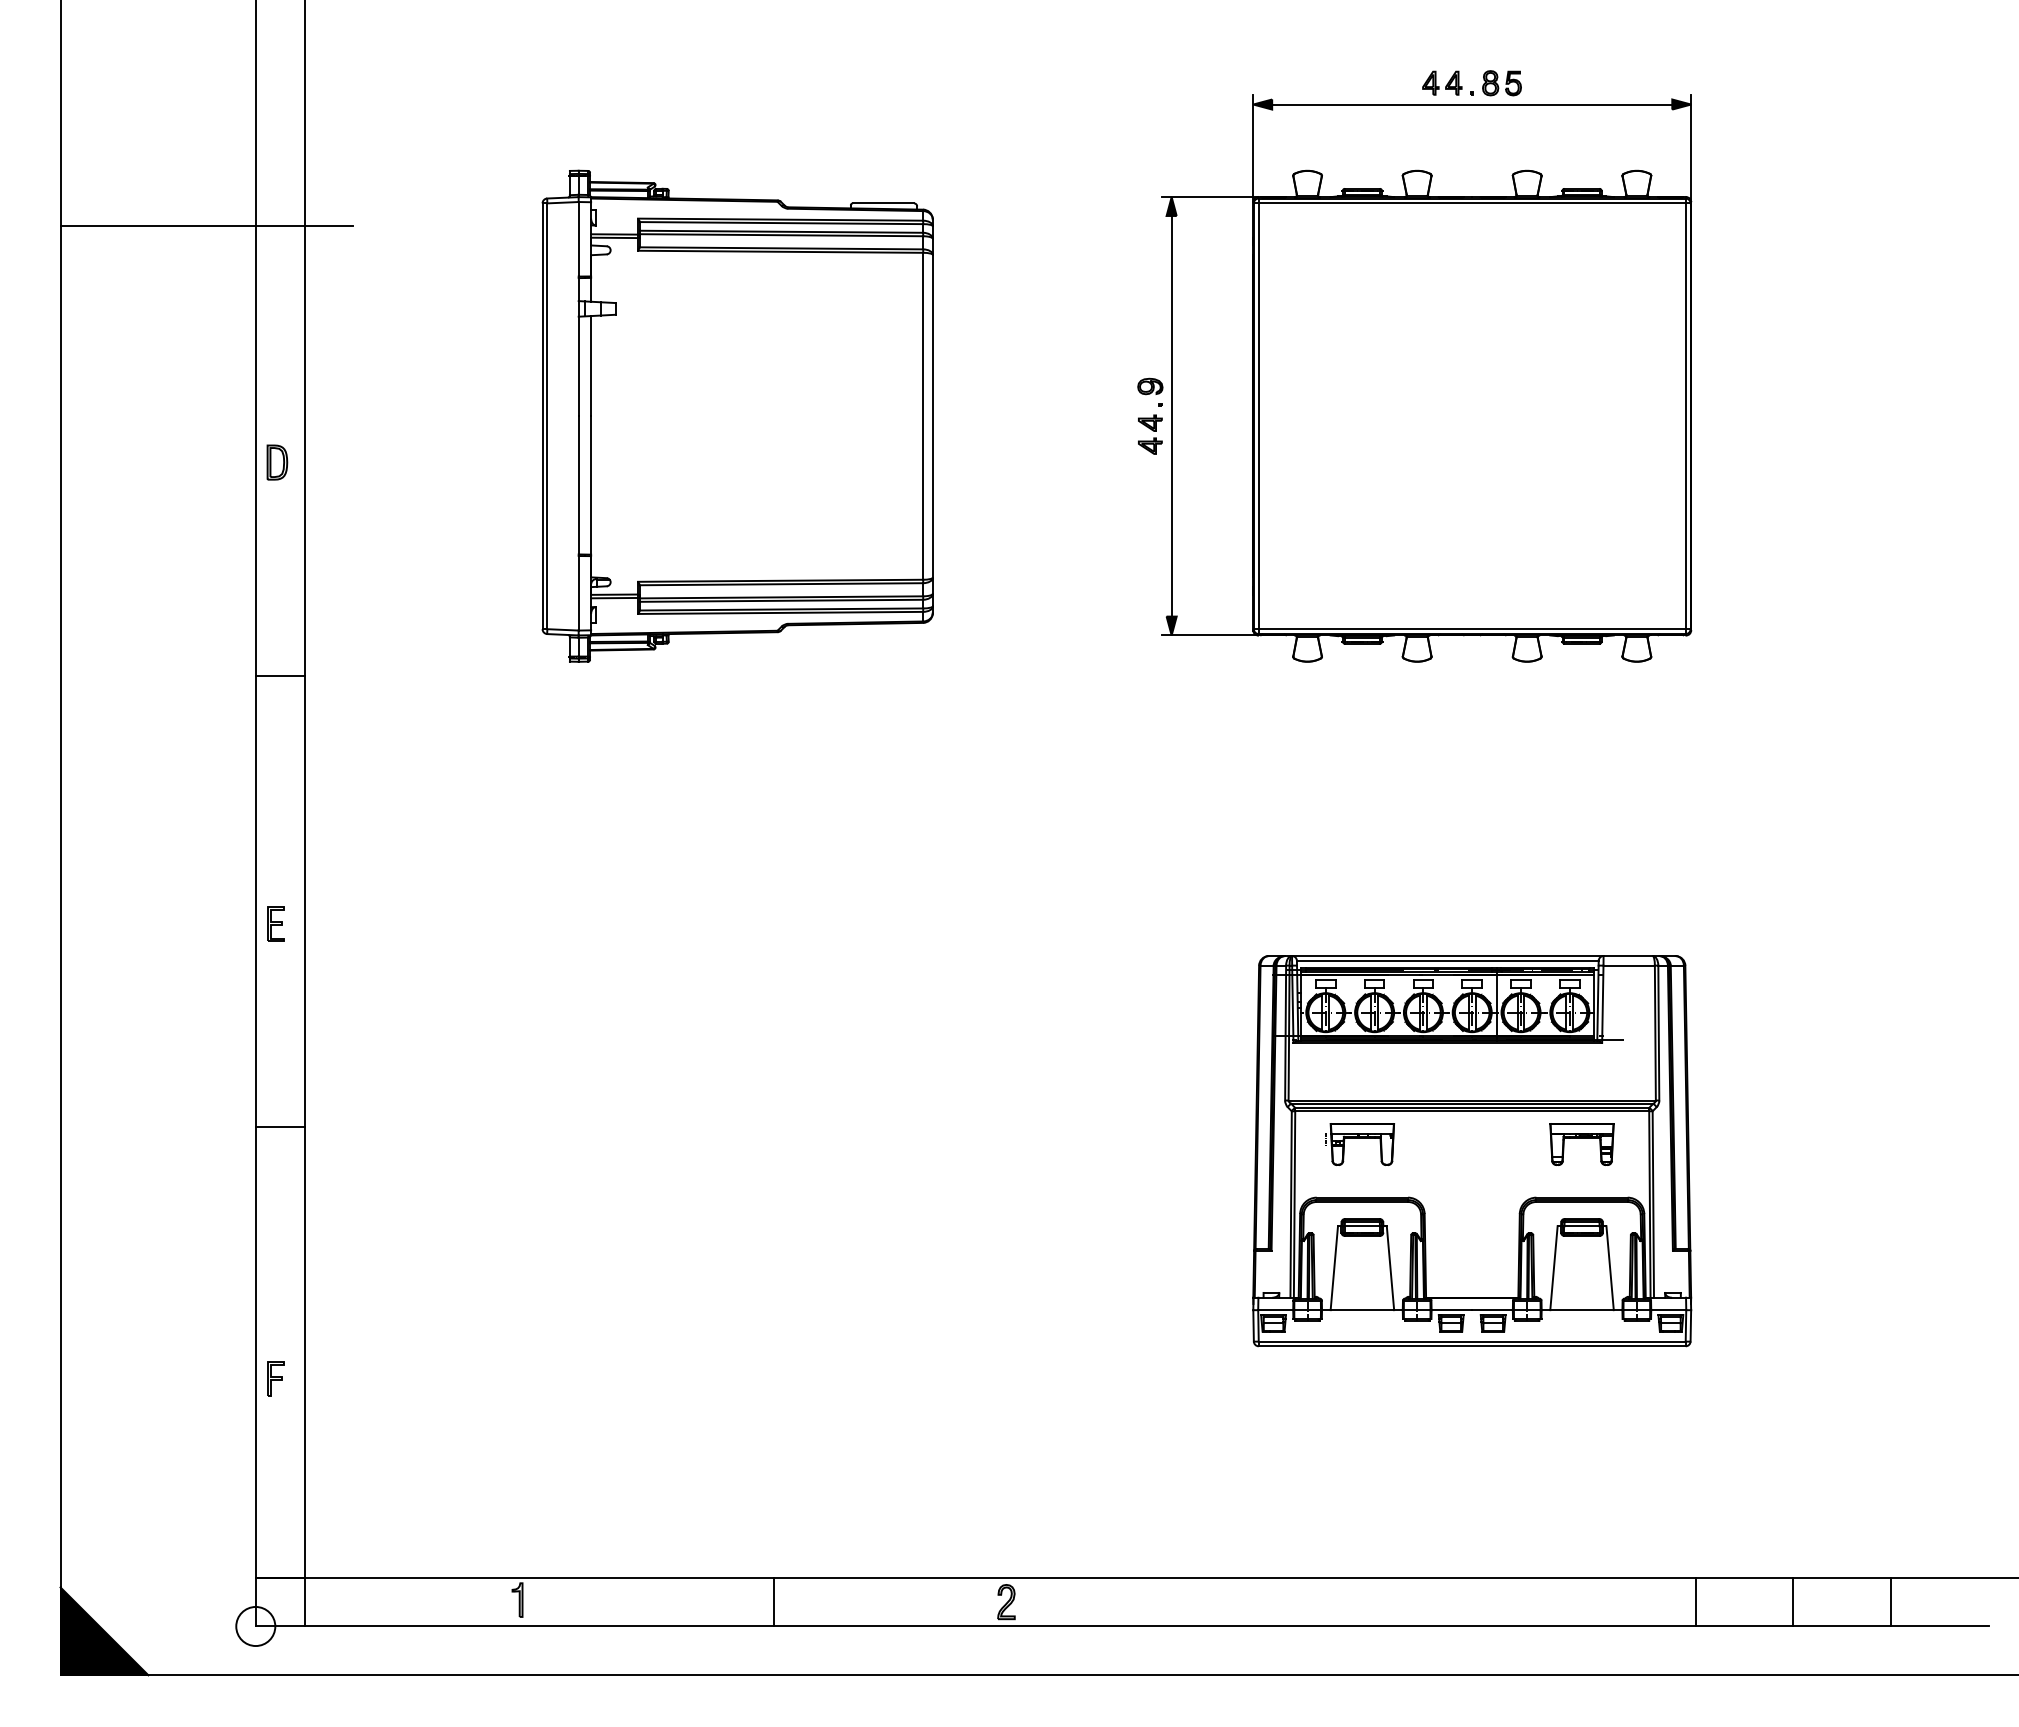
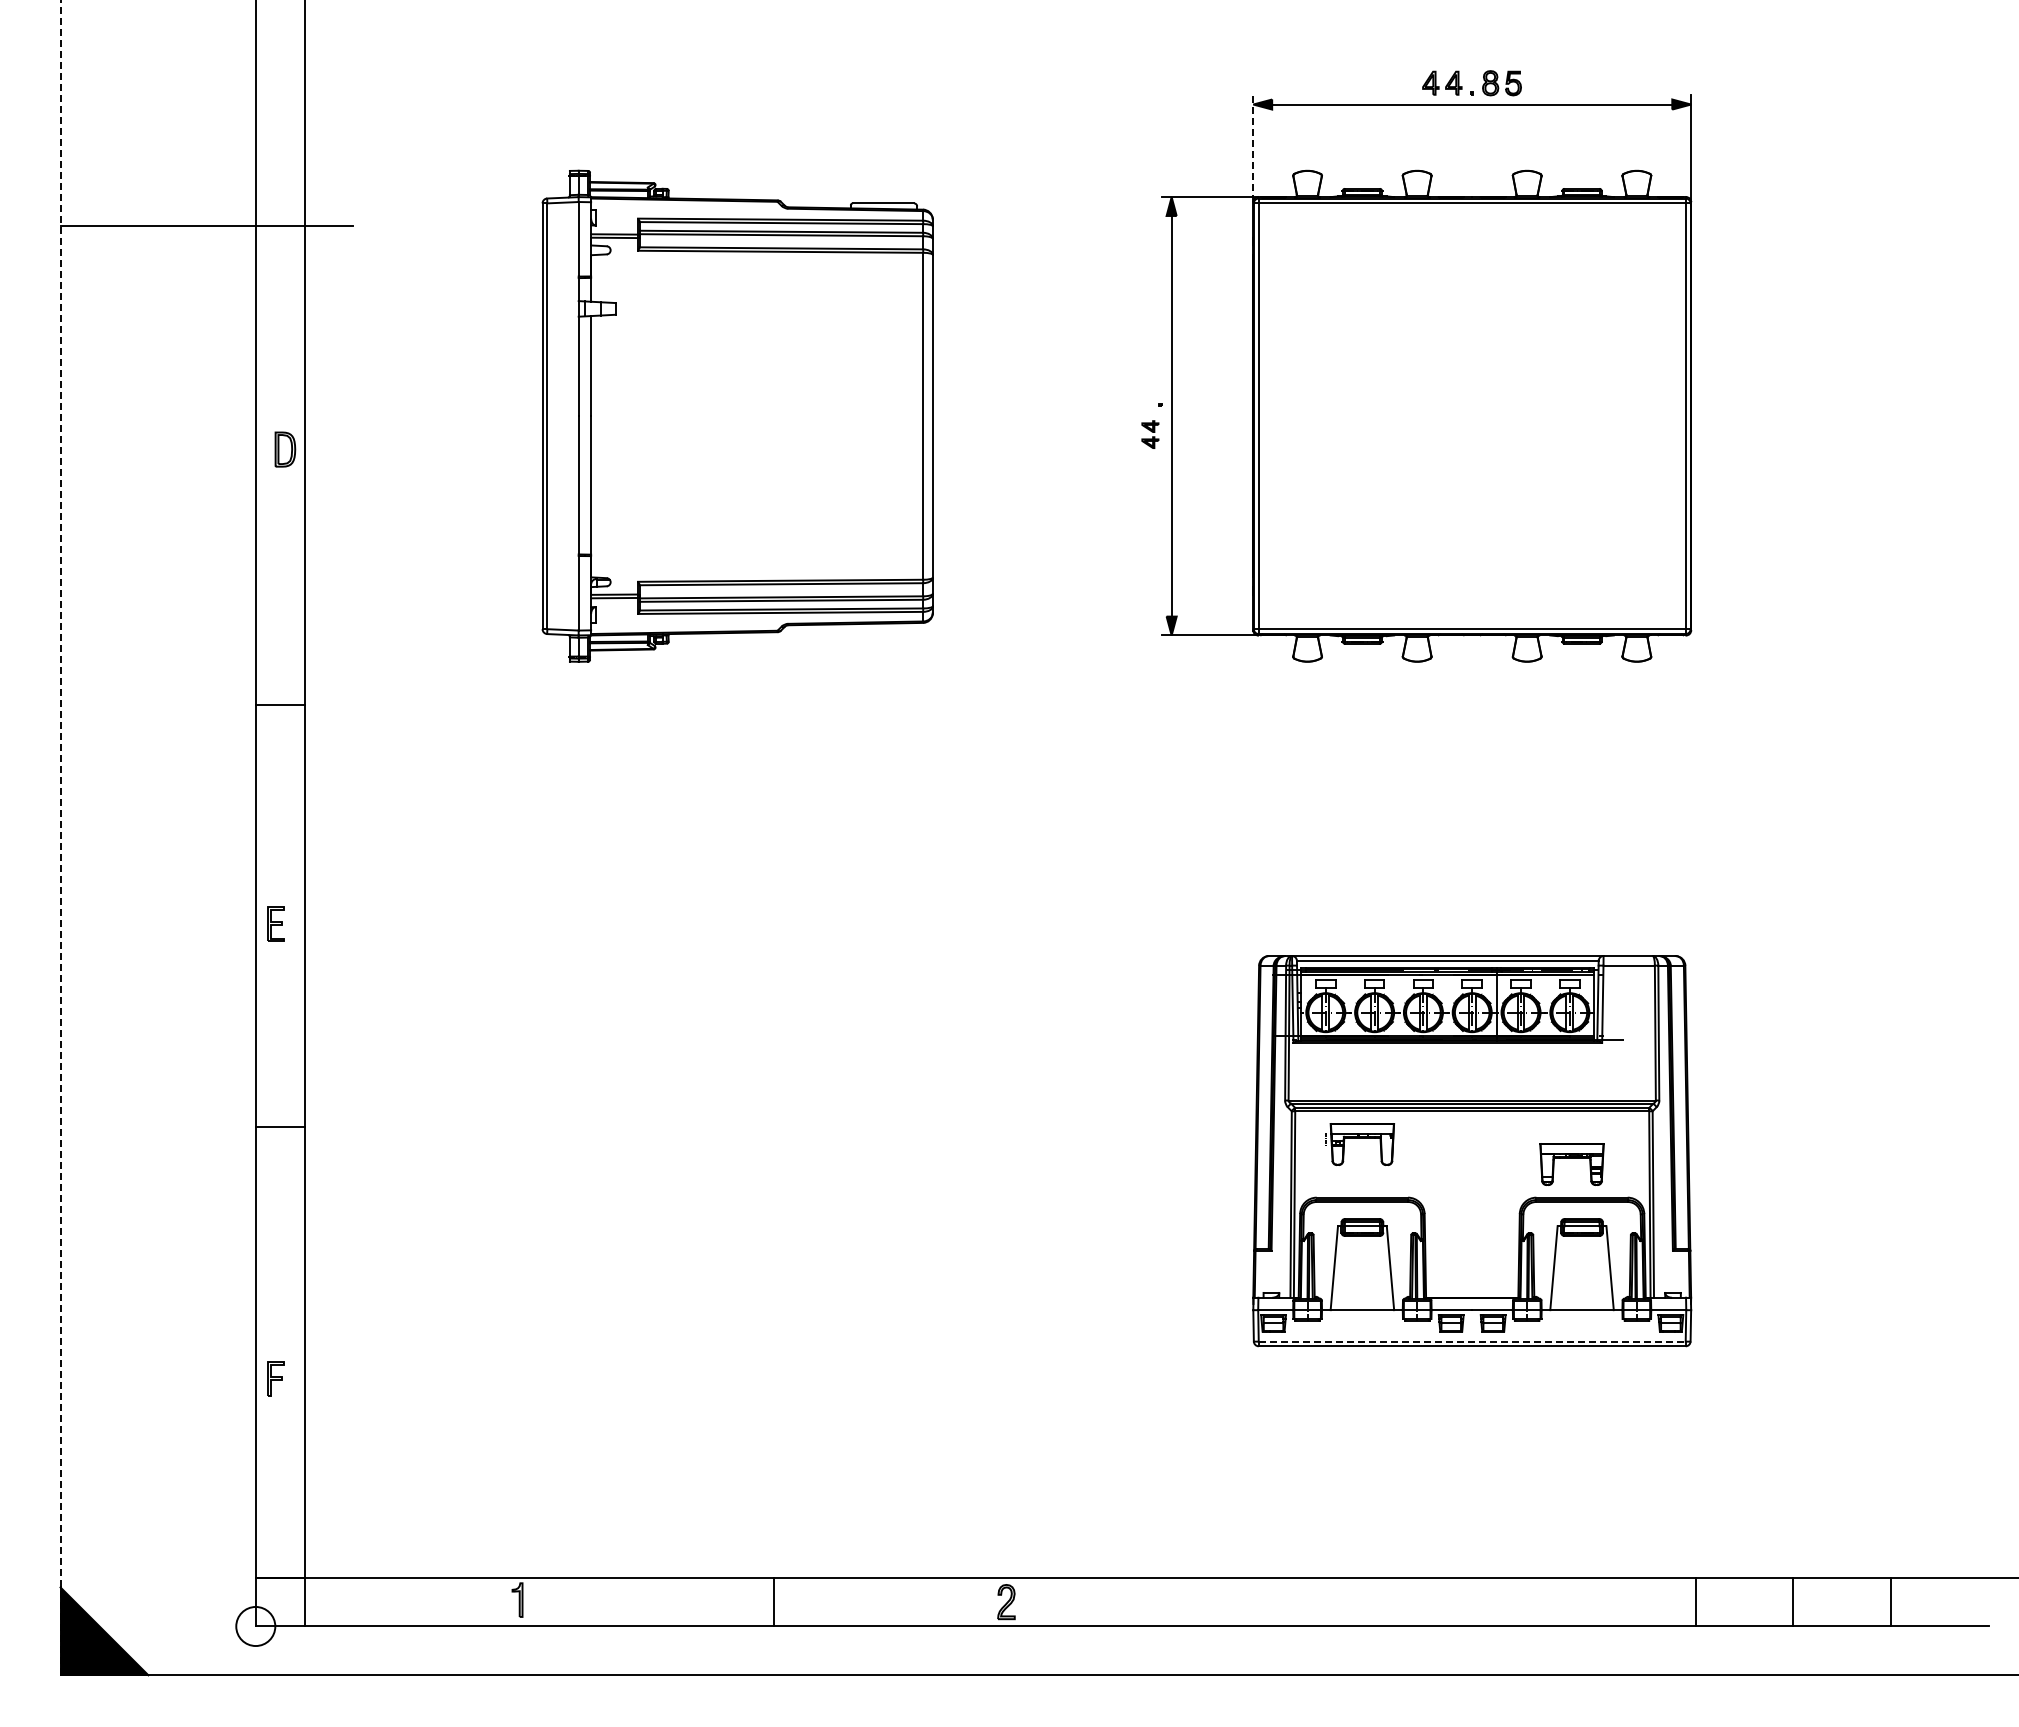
line: solid -> dashed (1253, 148)
part: present -> none (1150, 386)
part size: 25x41 px -> 19x29 px (1150, 434)
part position: (277, 462) -> (285, 449) (285, 449)
line position: (279, 676) -> (279, 705) (279, 705)
line: solid -> dashed (60, 837)
part position: (1581, 1144) -> (1571, 1164) (1571, 1164)
line: solid -> dashed (1472, 1341)
